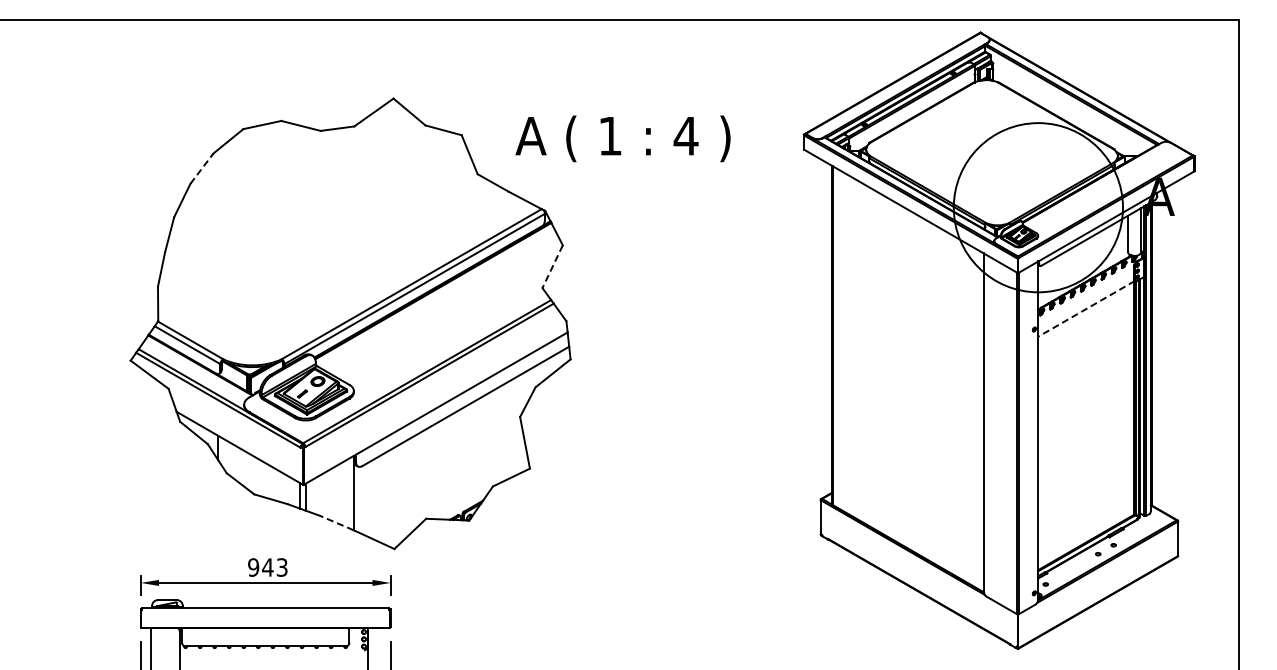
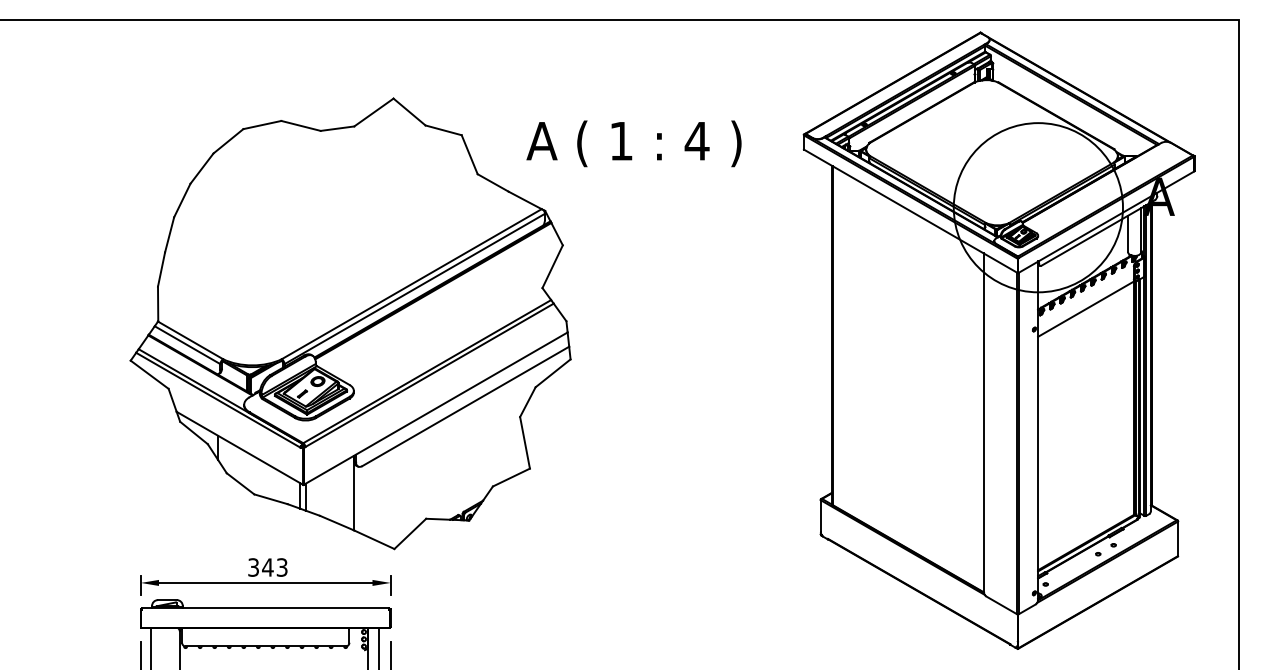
text position: (622, 138) -> (633, 143) (633, 143)
line: dashed -> solid (202, 168)
line: dashed -> solid (552, 266)
line: dashed -> solid (1086, 308)
line: dashed -> solid (336, 522)
text: 943 -> 343 (253, 567)
line: none -> present (379, 647)
